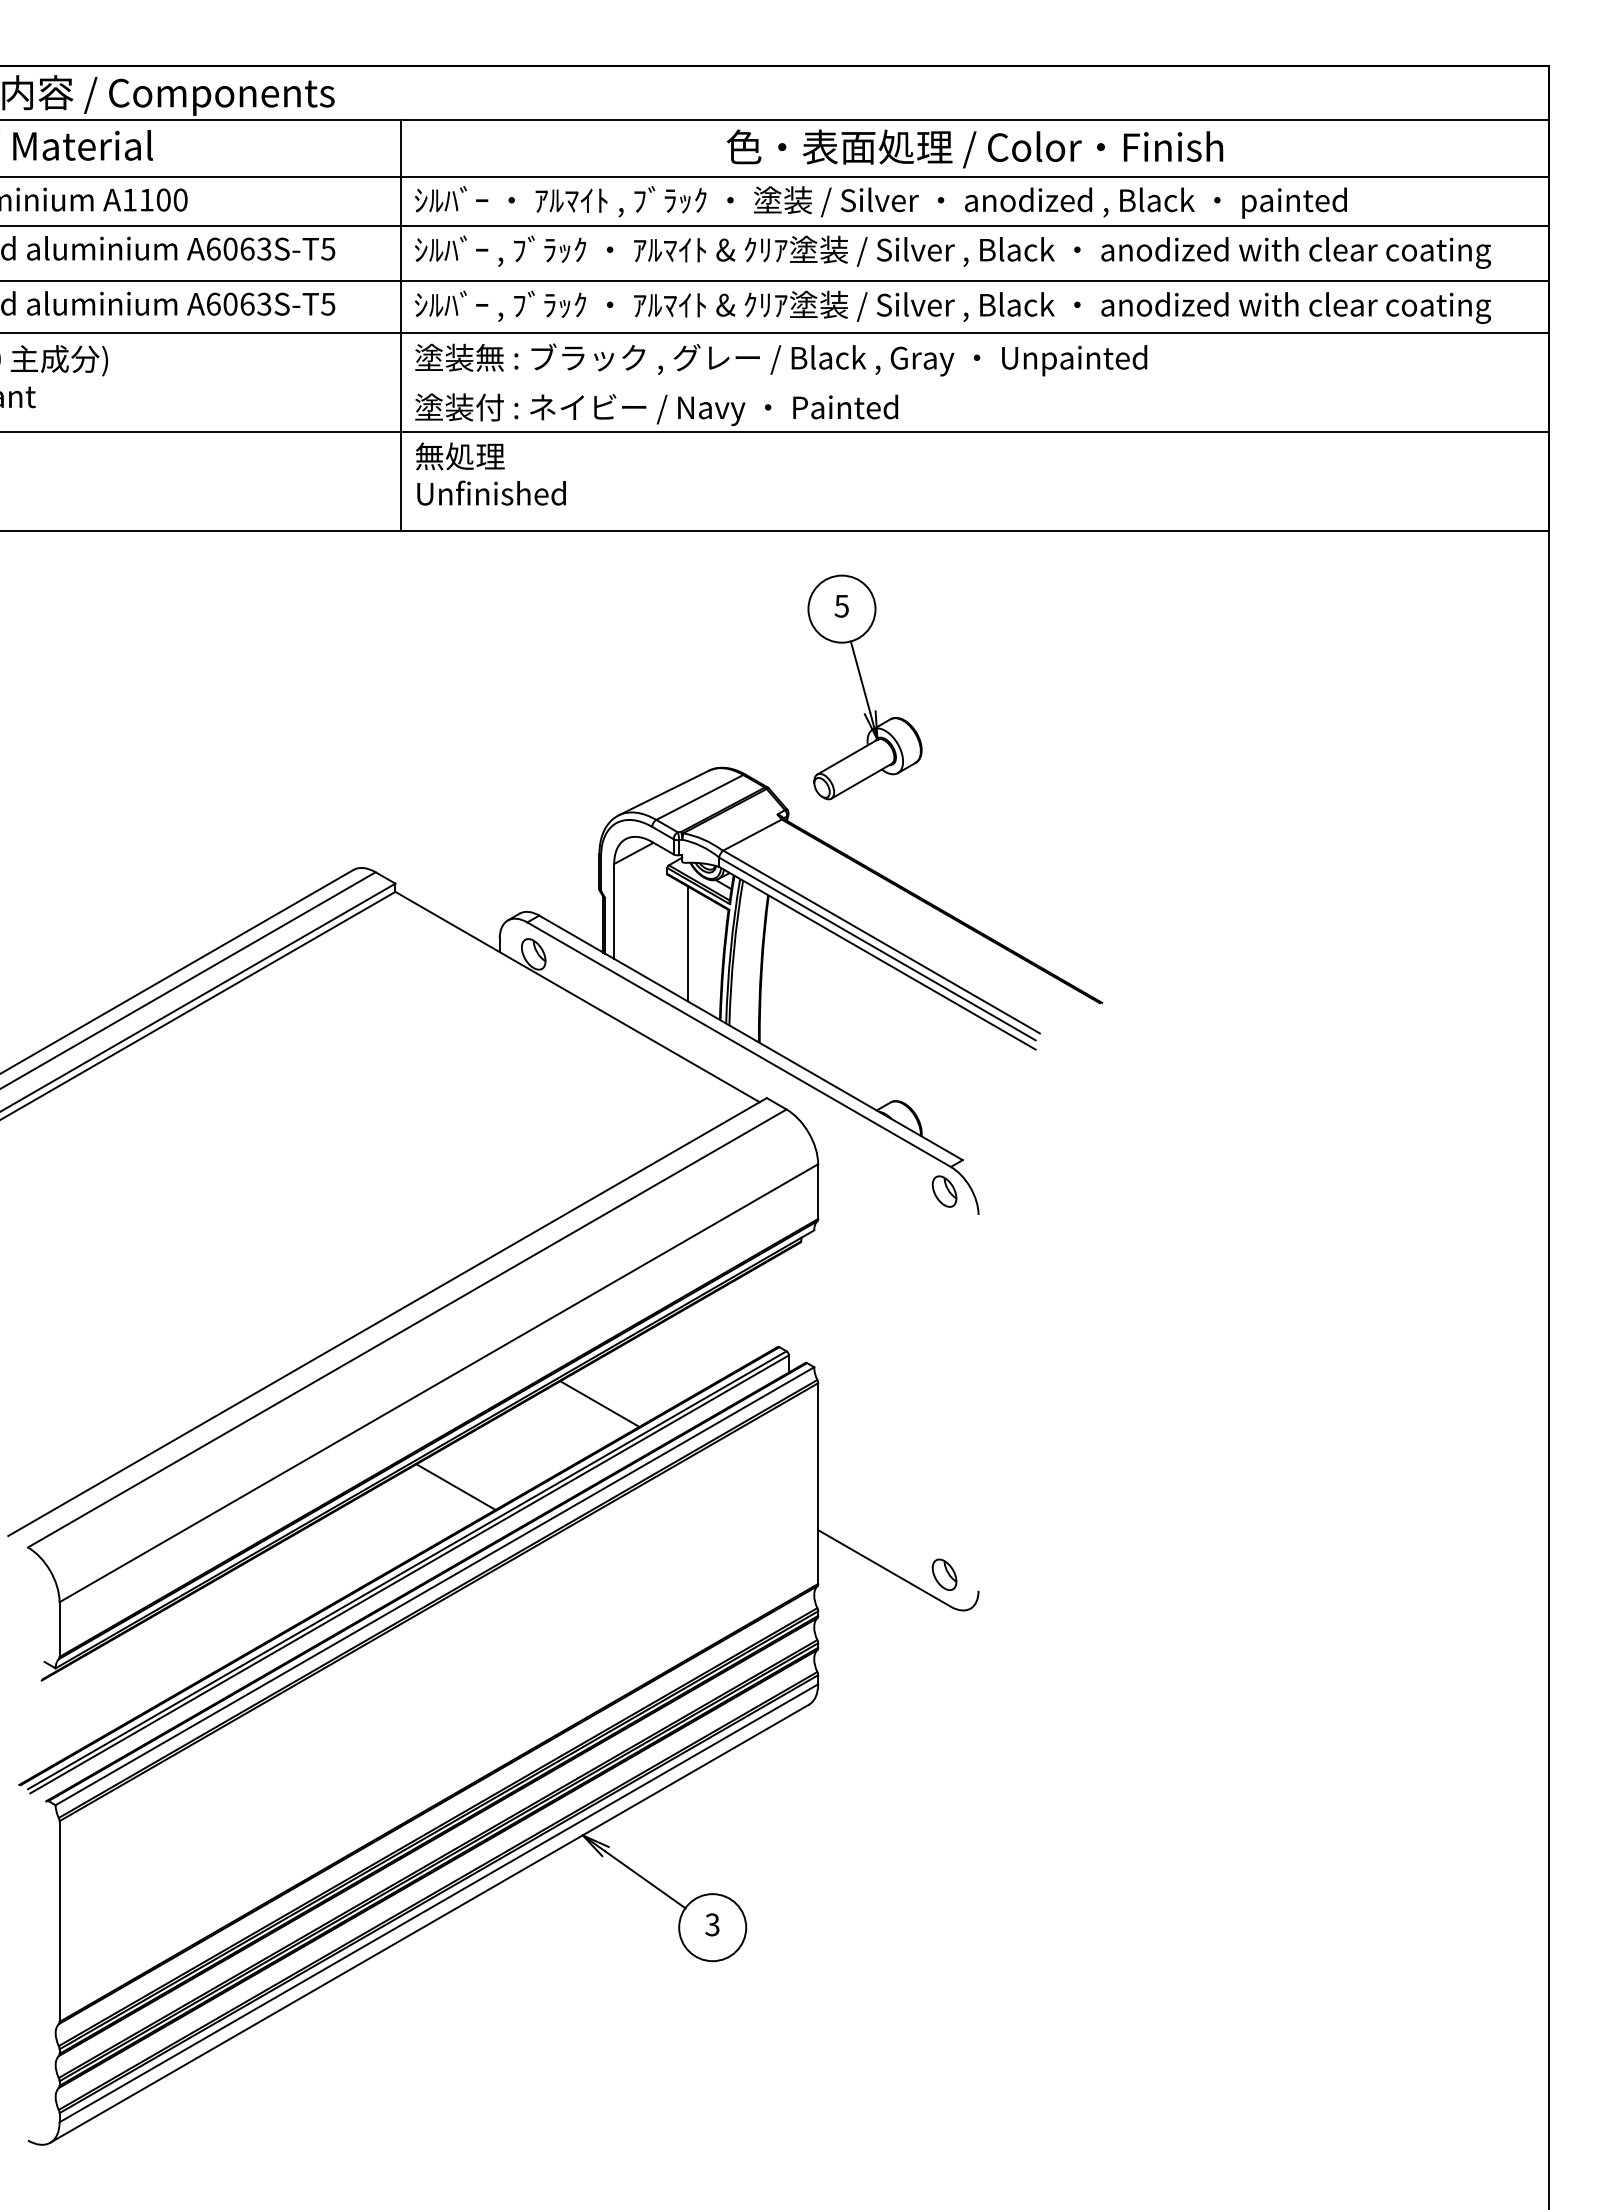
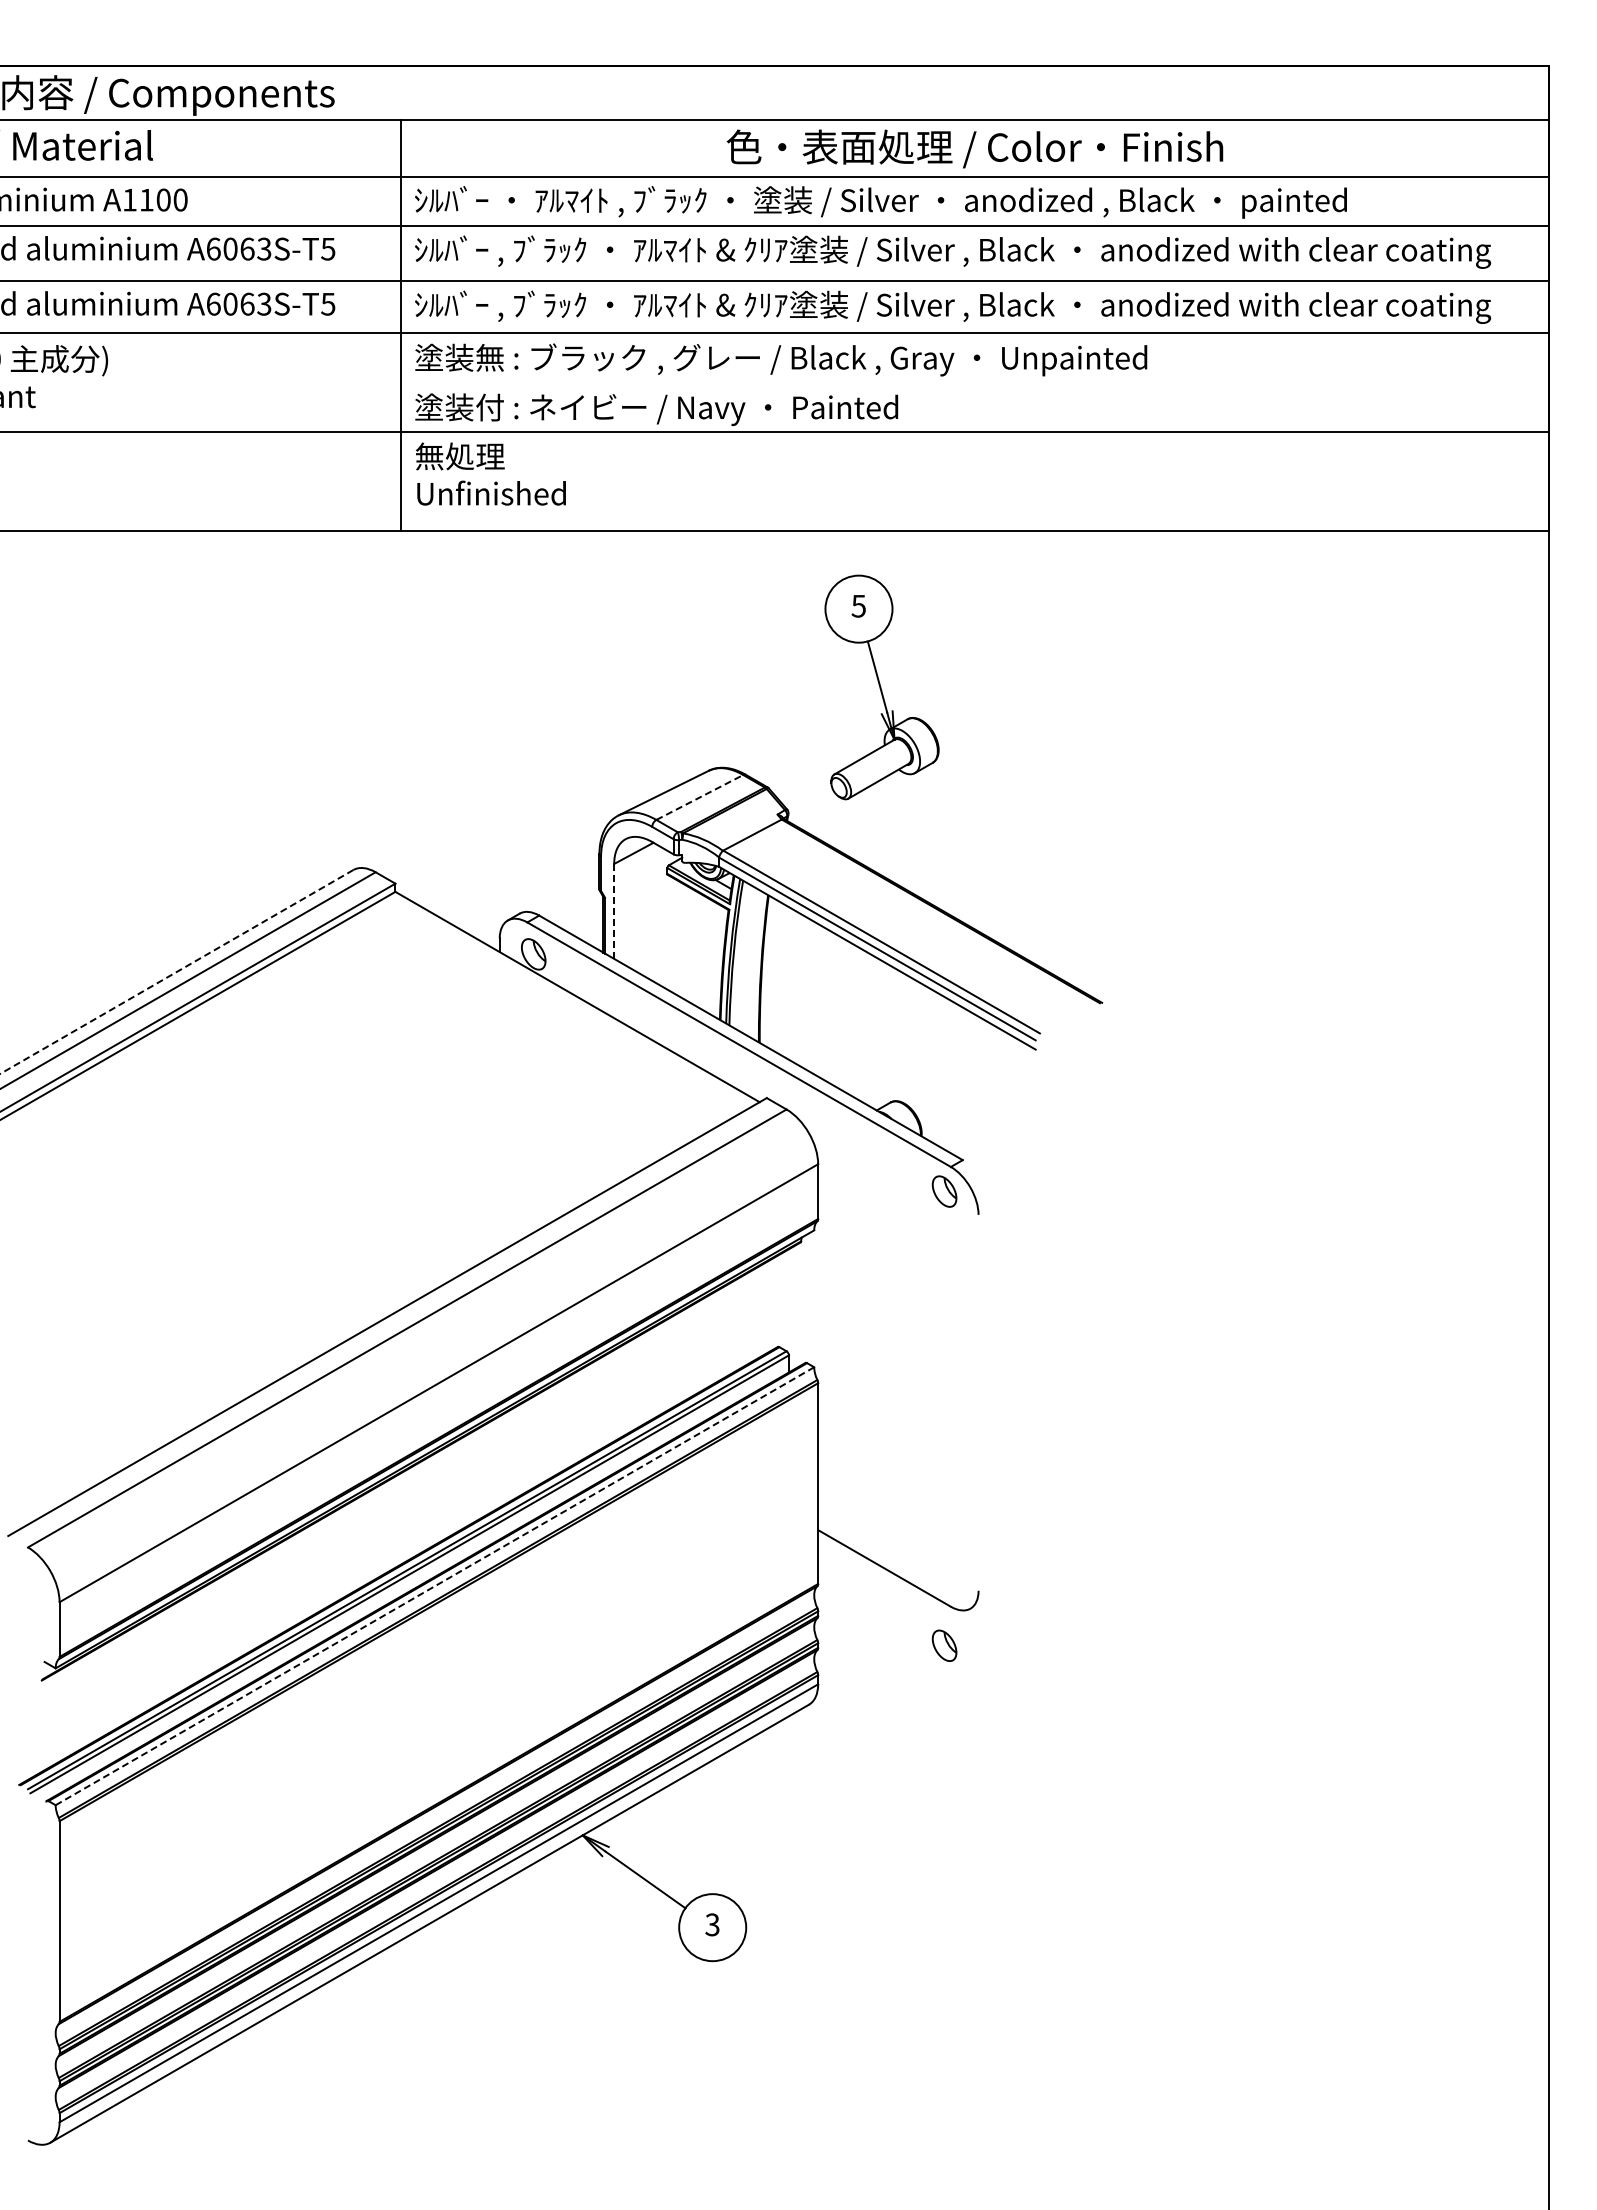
part position: (864, 687) -> (881, 687) (881, 687)
line: solid -> dashed (699, 797)
line: solid -> dashed (614, 910)
line: present -> none (687, 943)
line: solid -> dashed (176, 972)
line: present -> none (599, 1403)
line: present -> none (455, 1486)
part position: (944, 1574) -> (944, 1645) (944, 1645)
line: solid -> dashed (434, 1586)
